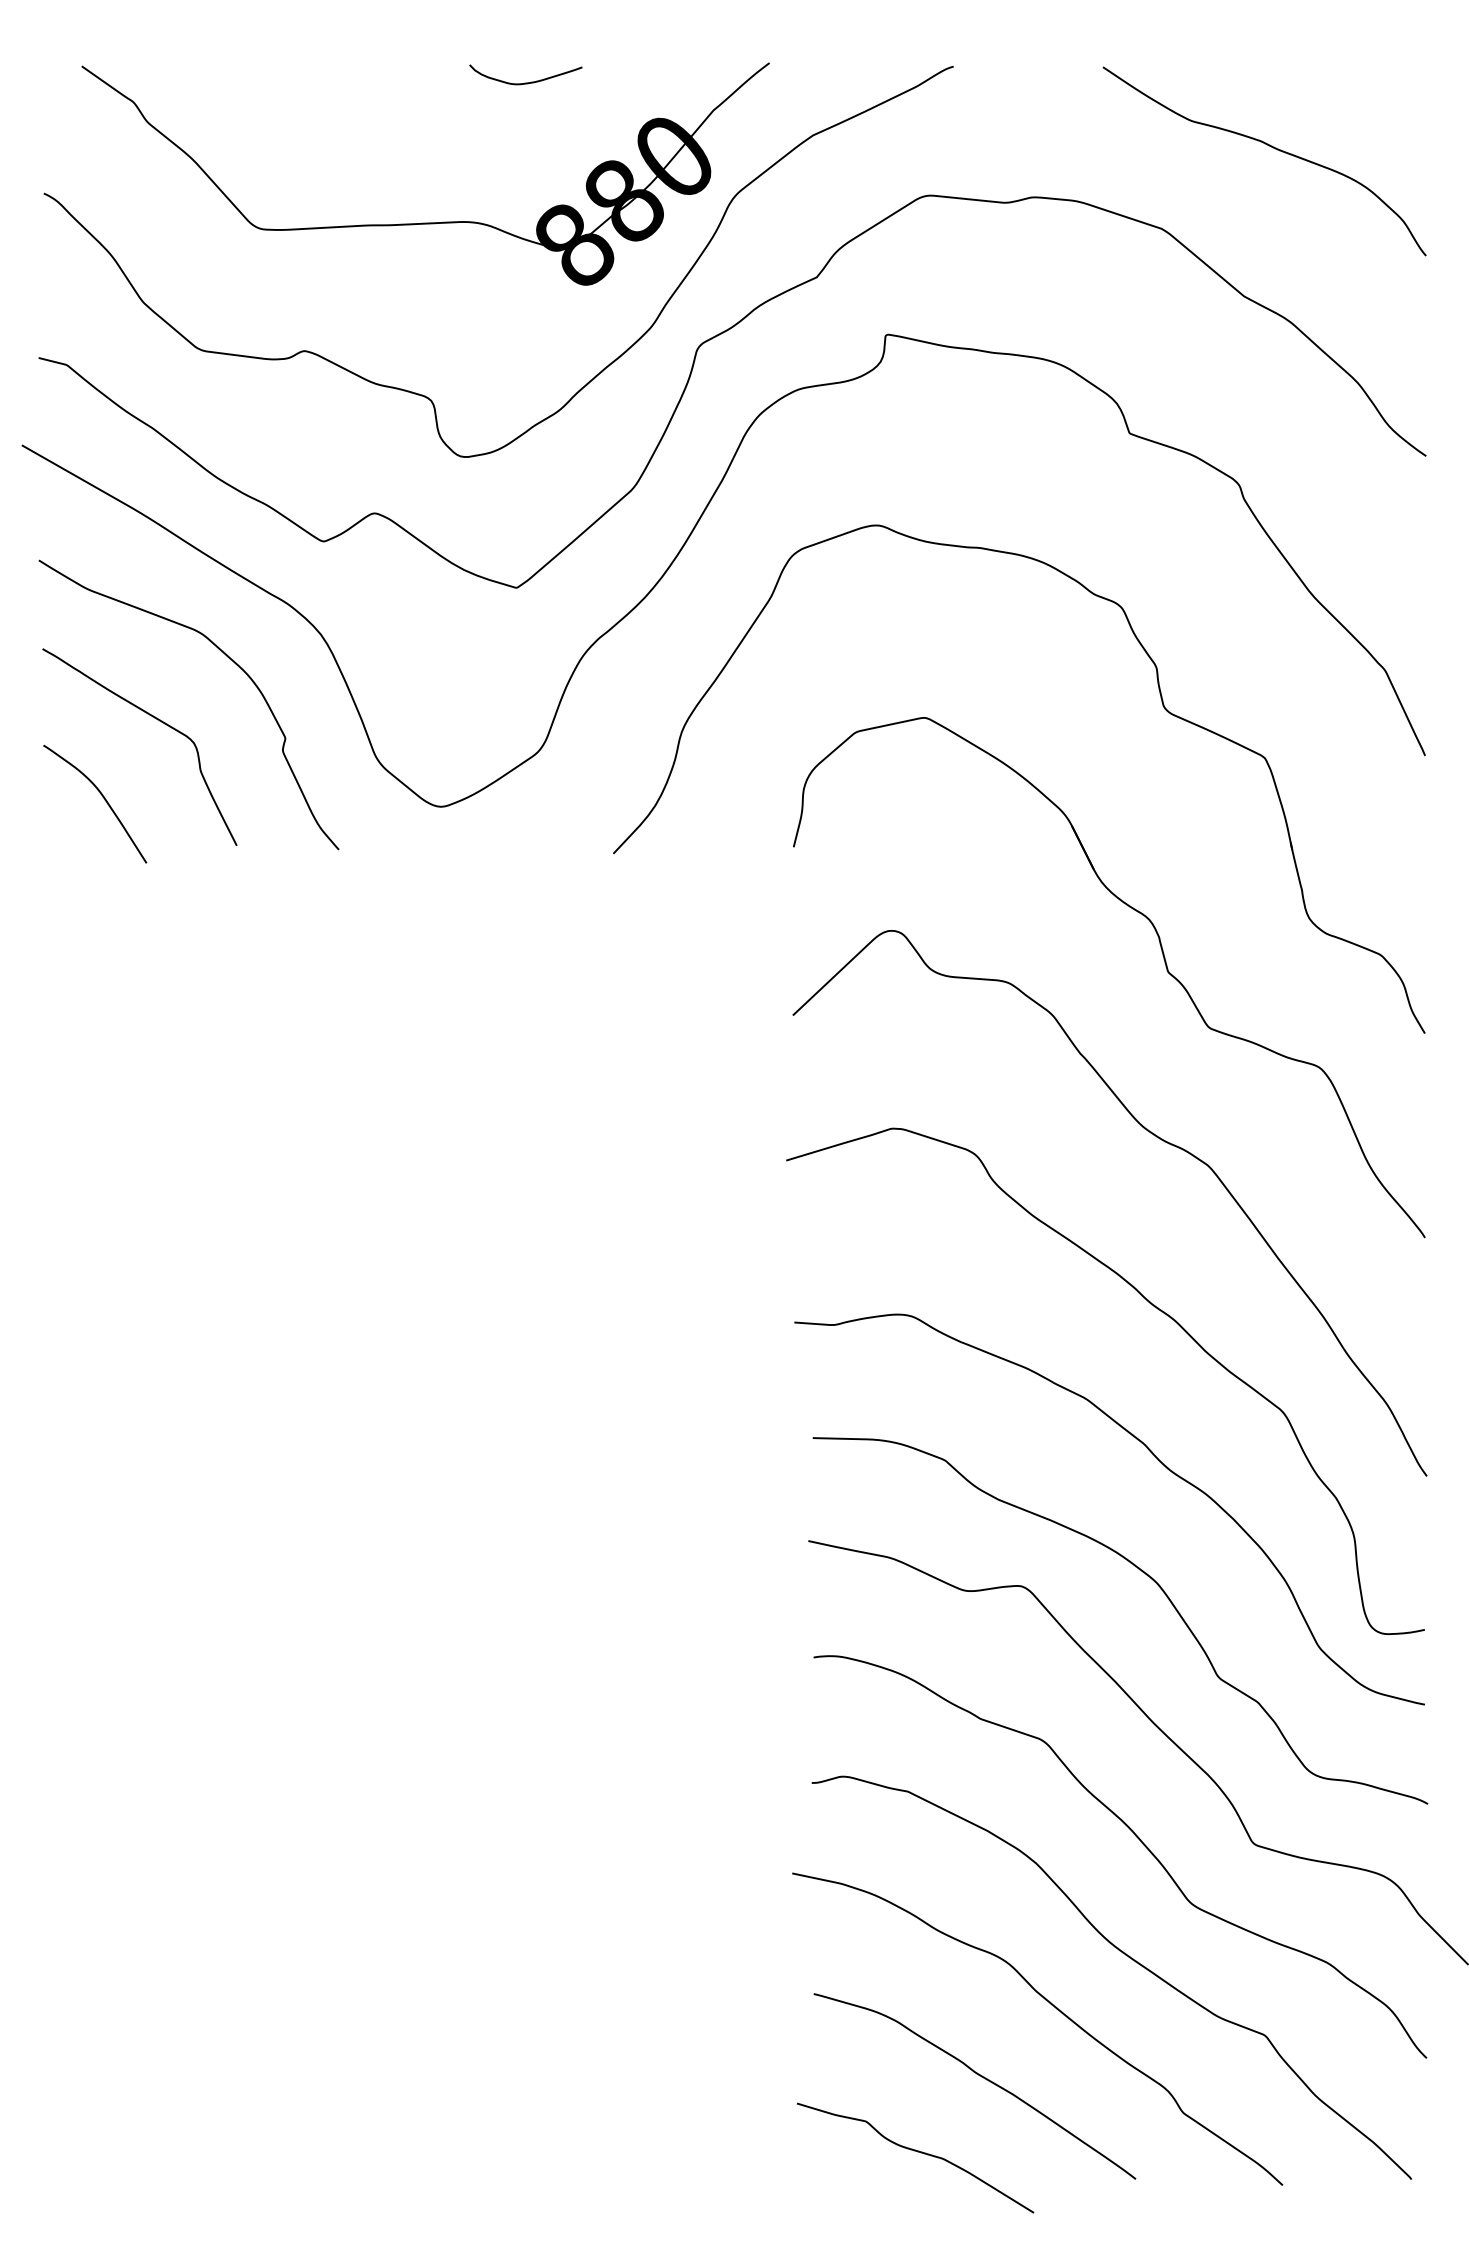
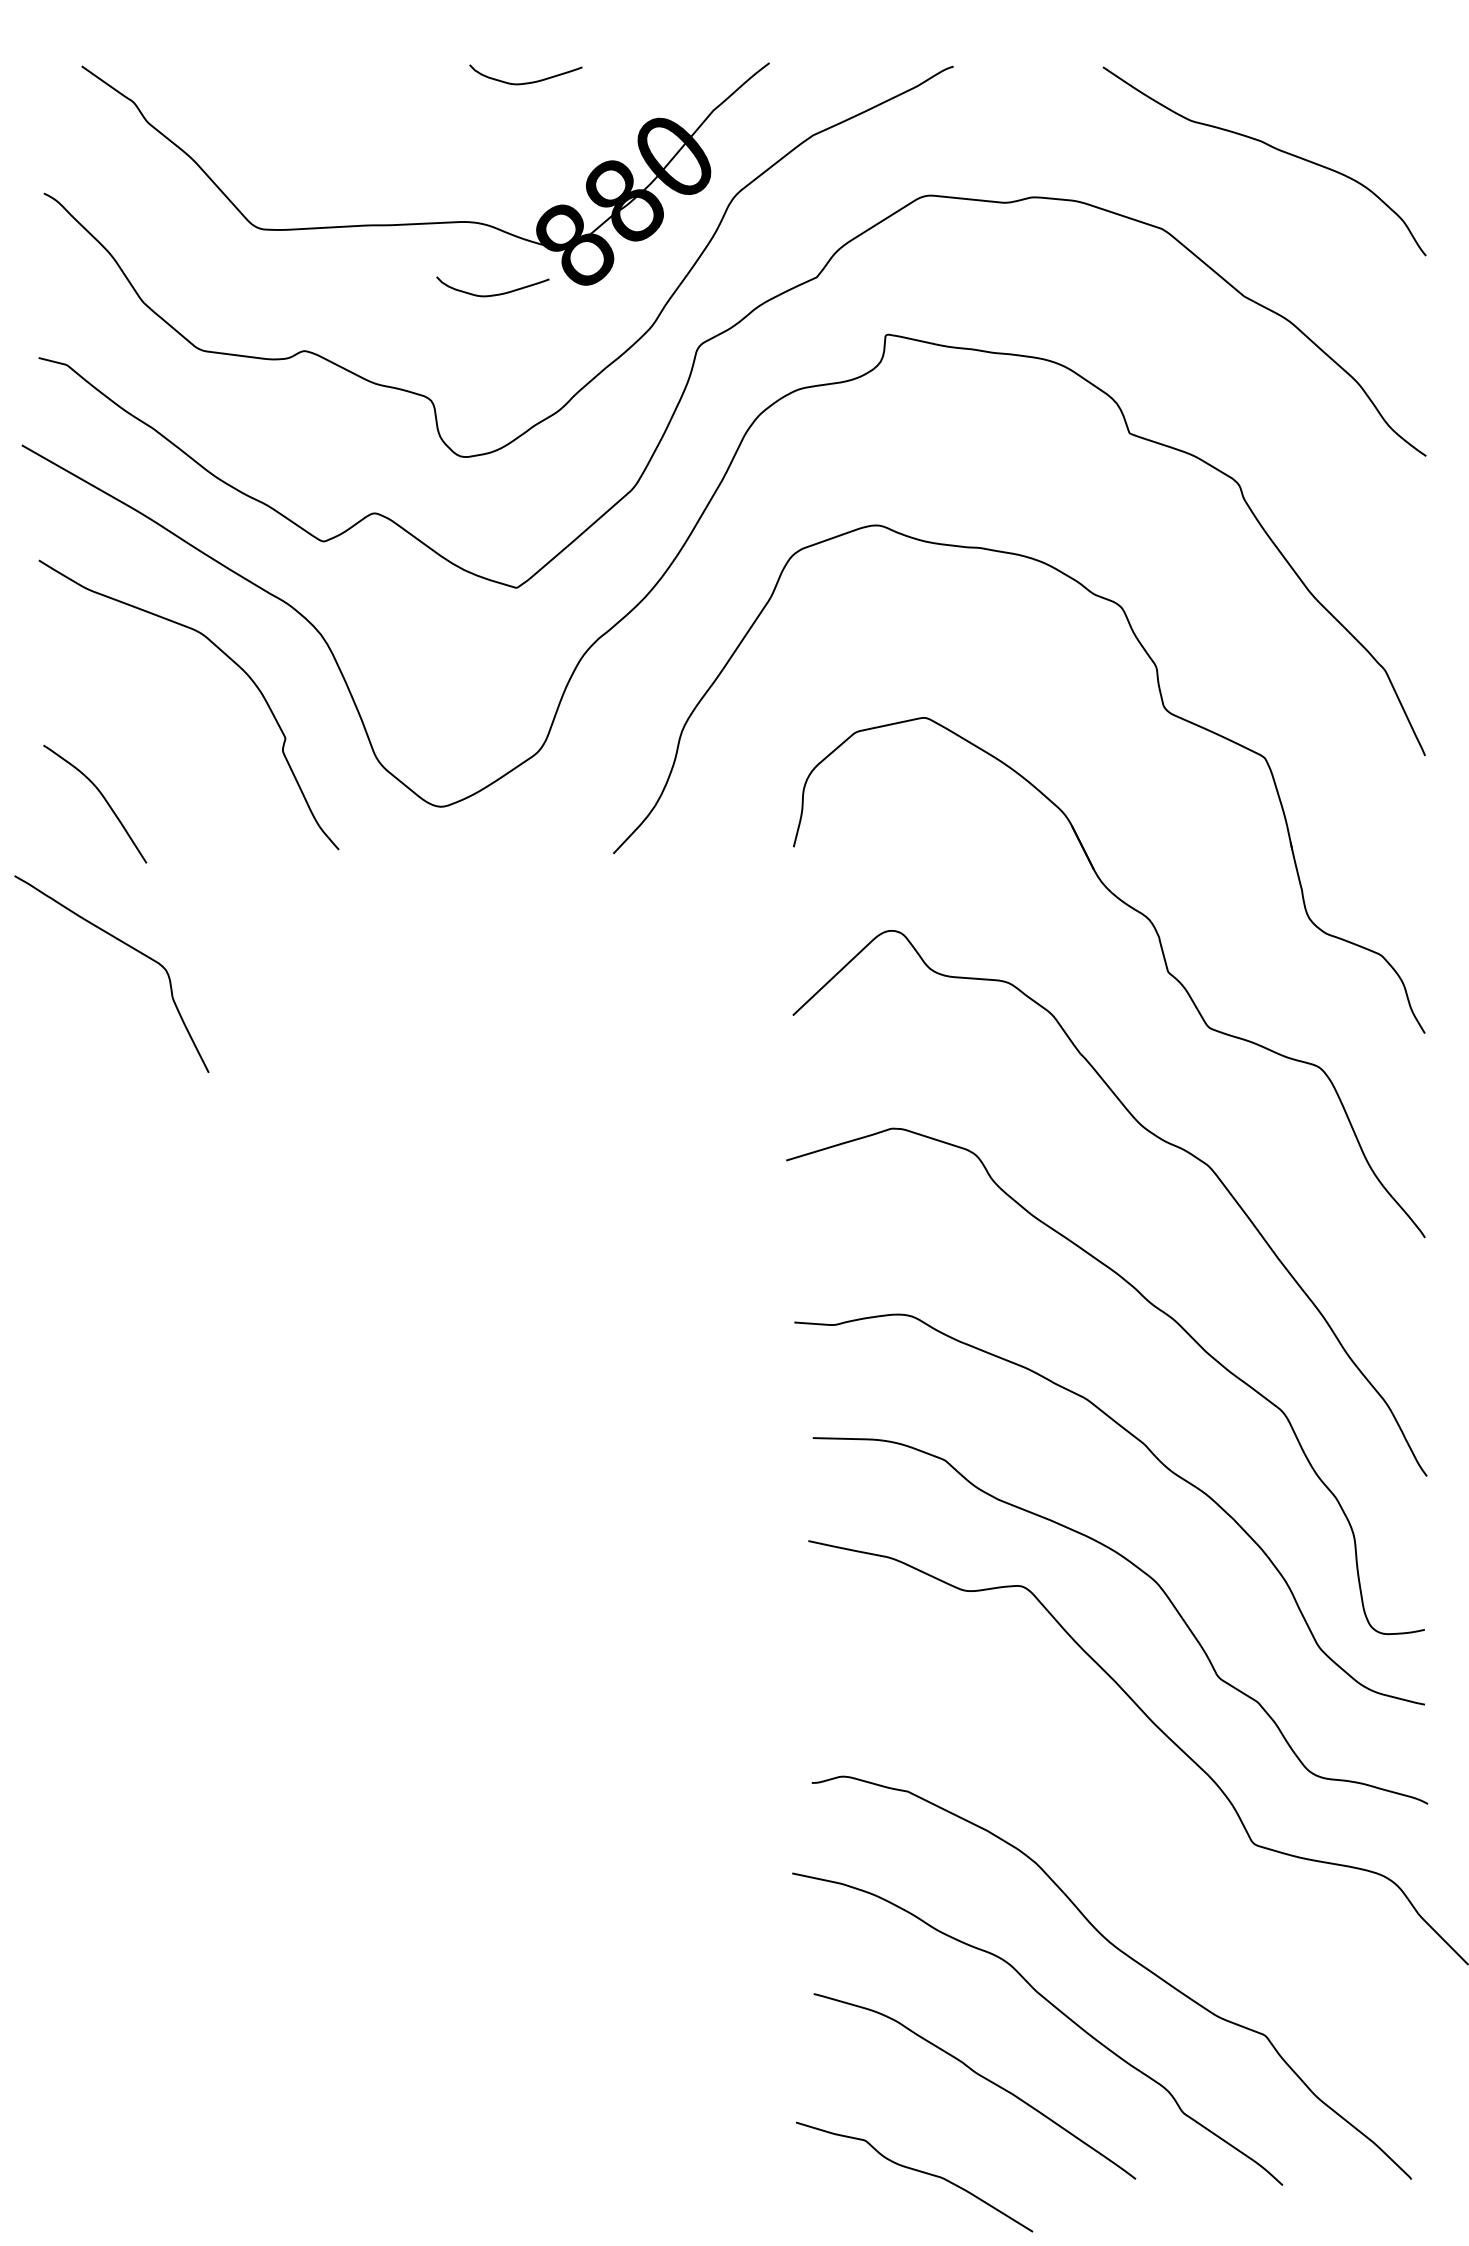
curve: none -> present (492, 294)
curve position: (157, 720) -> (129, 947) (129, 947)
curve: present -> none (1137, 1838)
curve position: (917, 2152) -> (916, 2171) (916, 2171)
